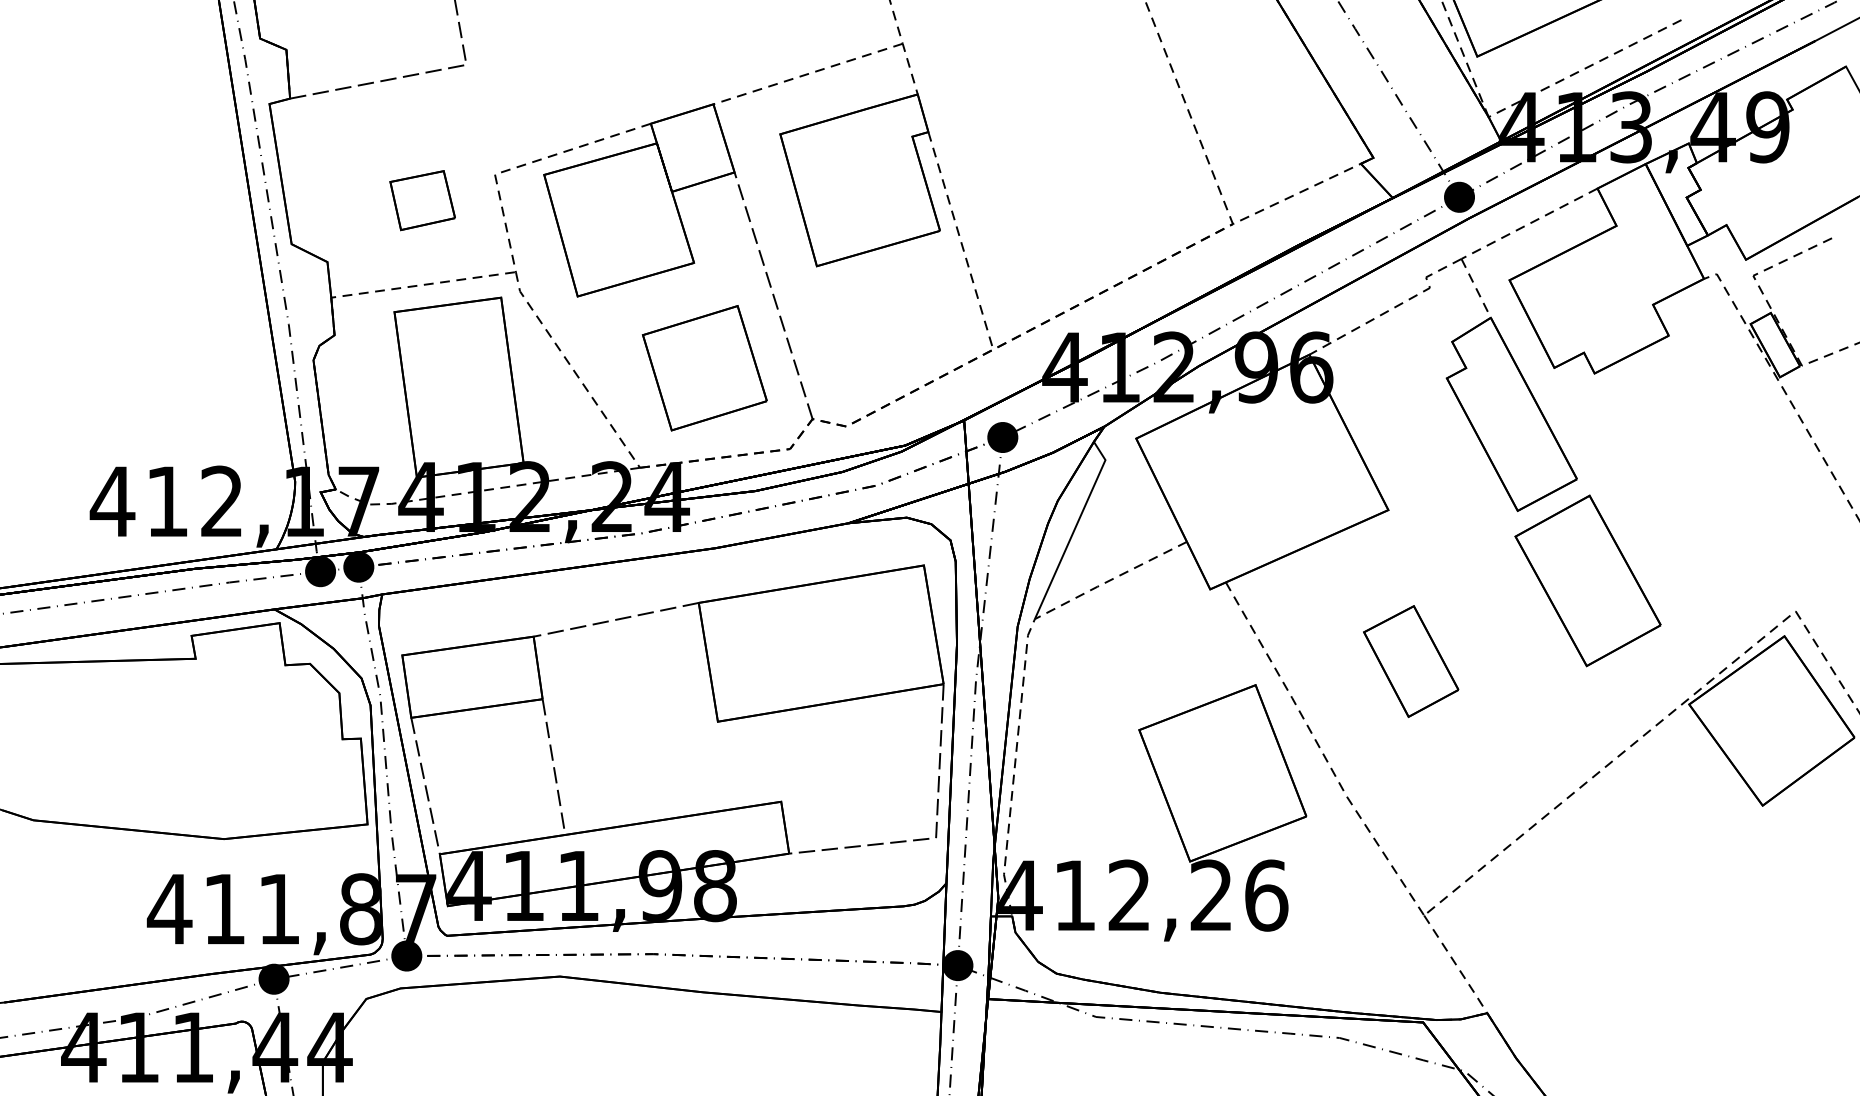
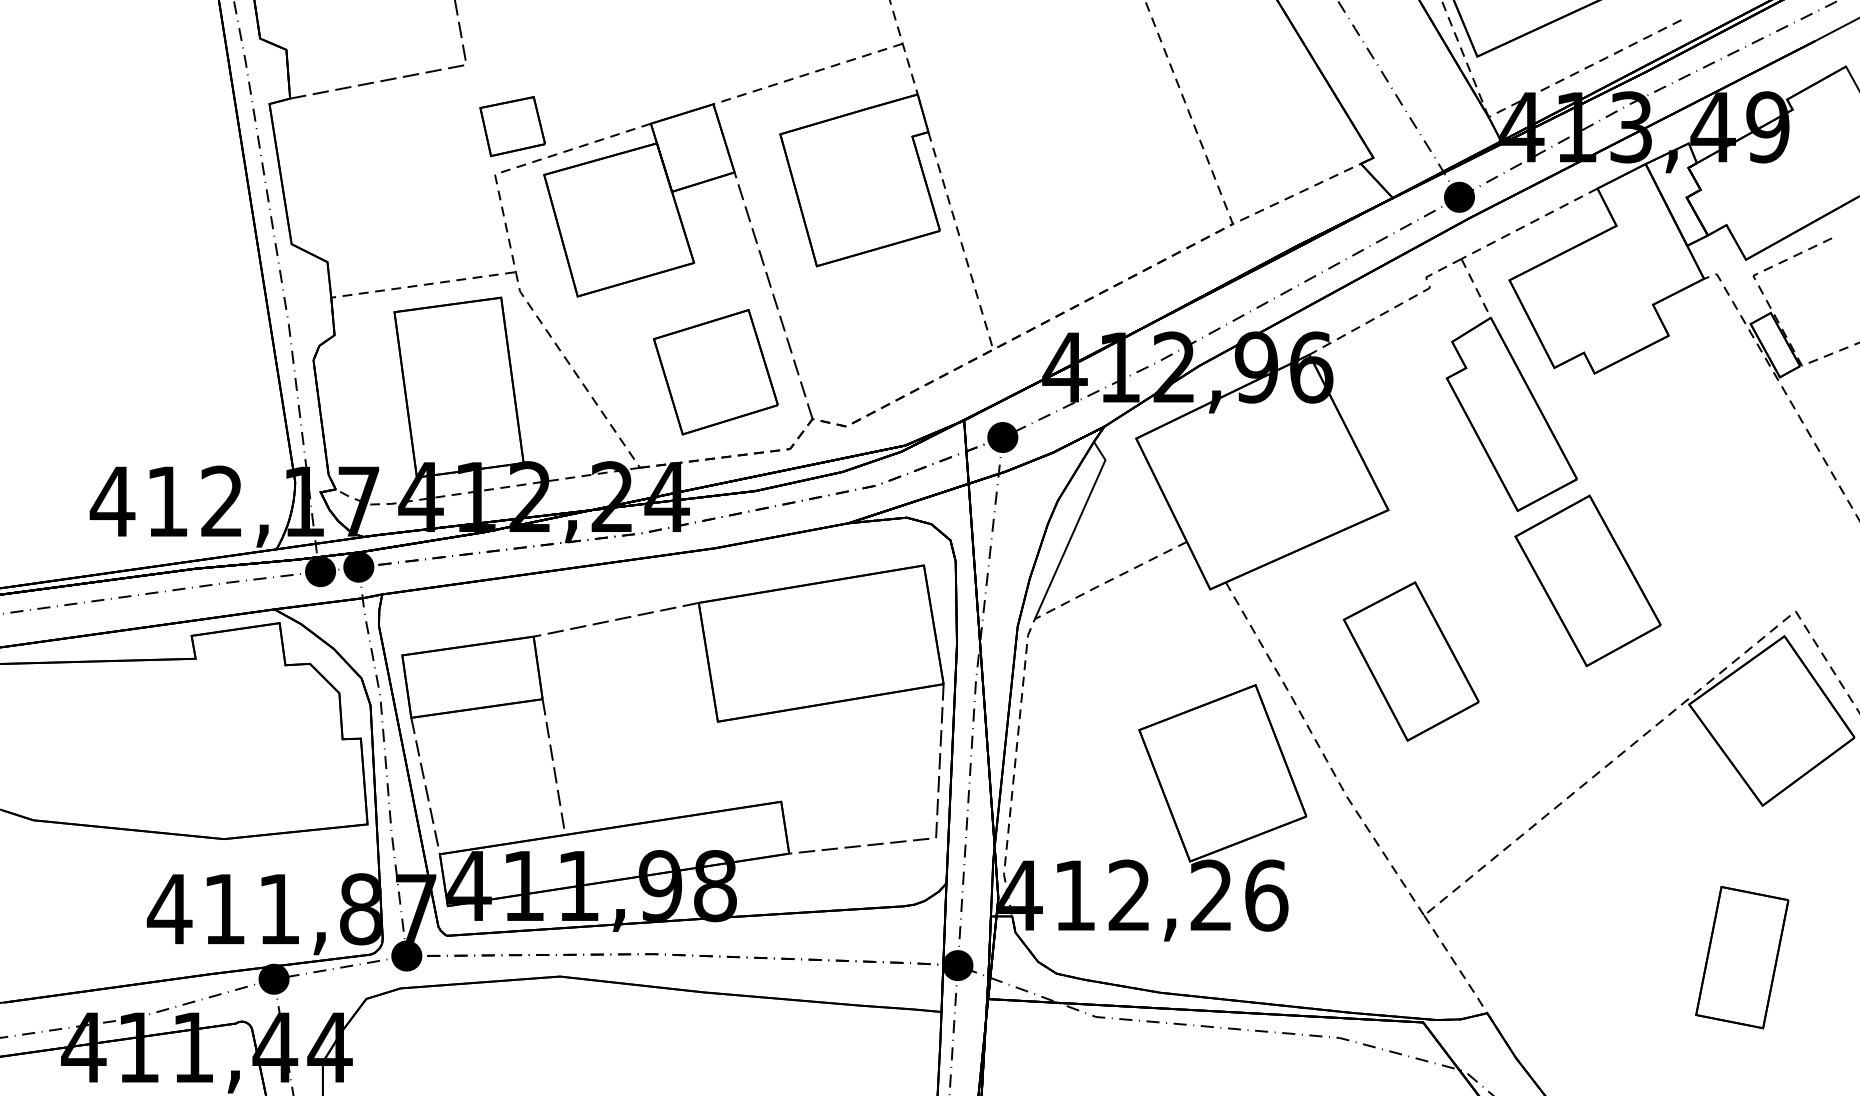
part position: (422, 200) -> (512, 126) (512, 126)
part position: (704, 368) -> (715, 372) (715, 372)
part size: 97x113 px -> 138x161 px (1410, 661)
part: none -> present (1742, 957)
